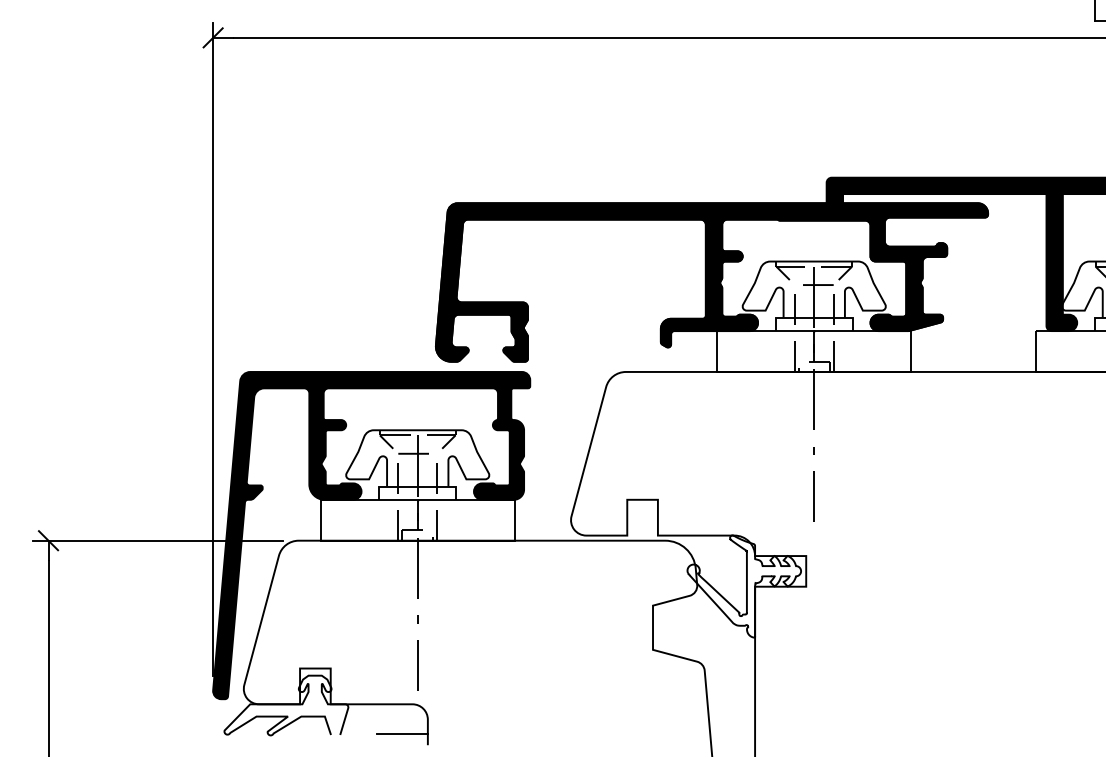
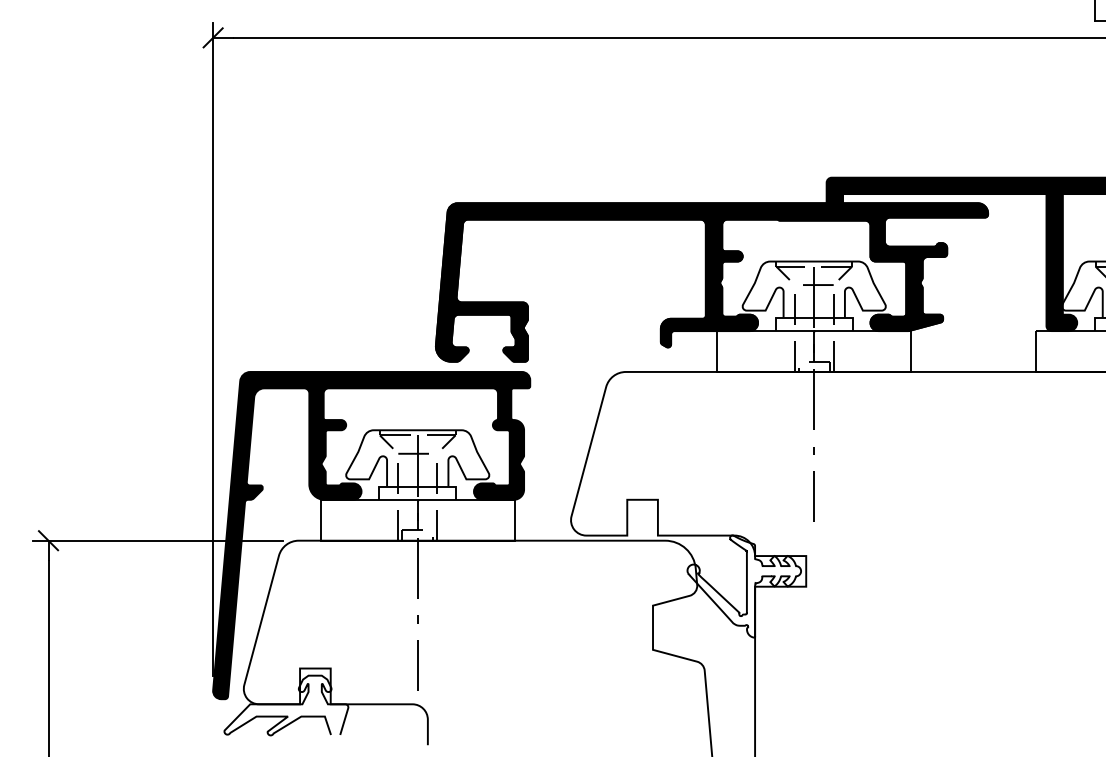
line: present -> none (401, 734)
